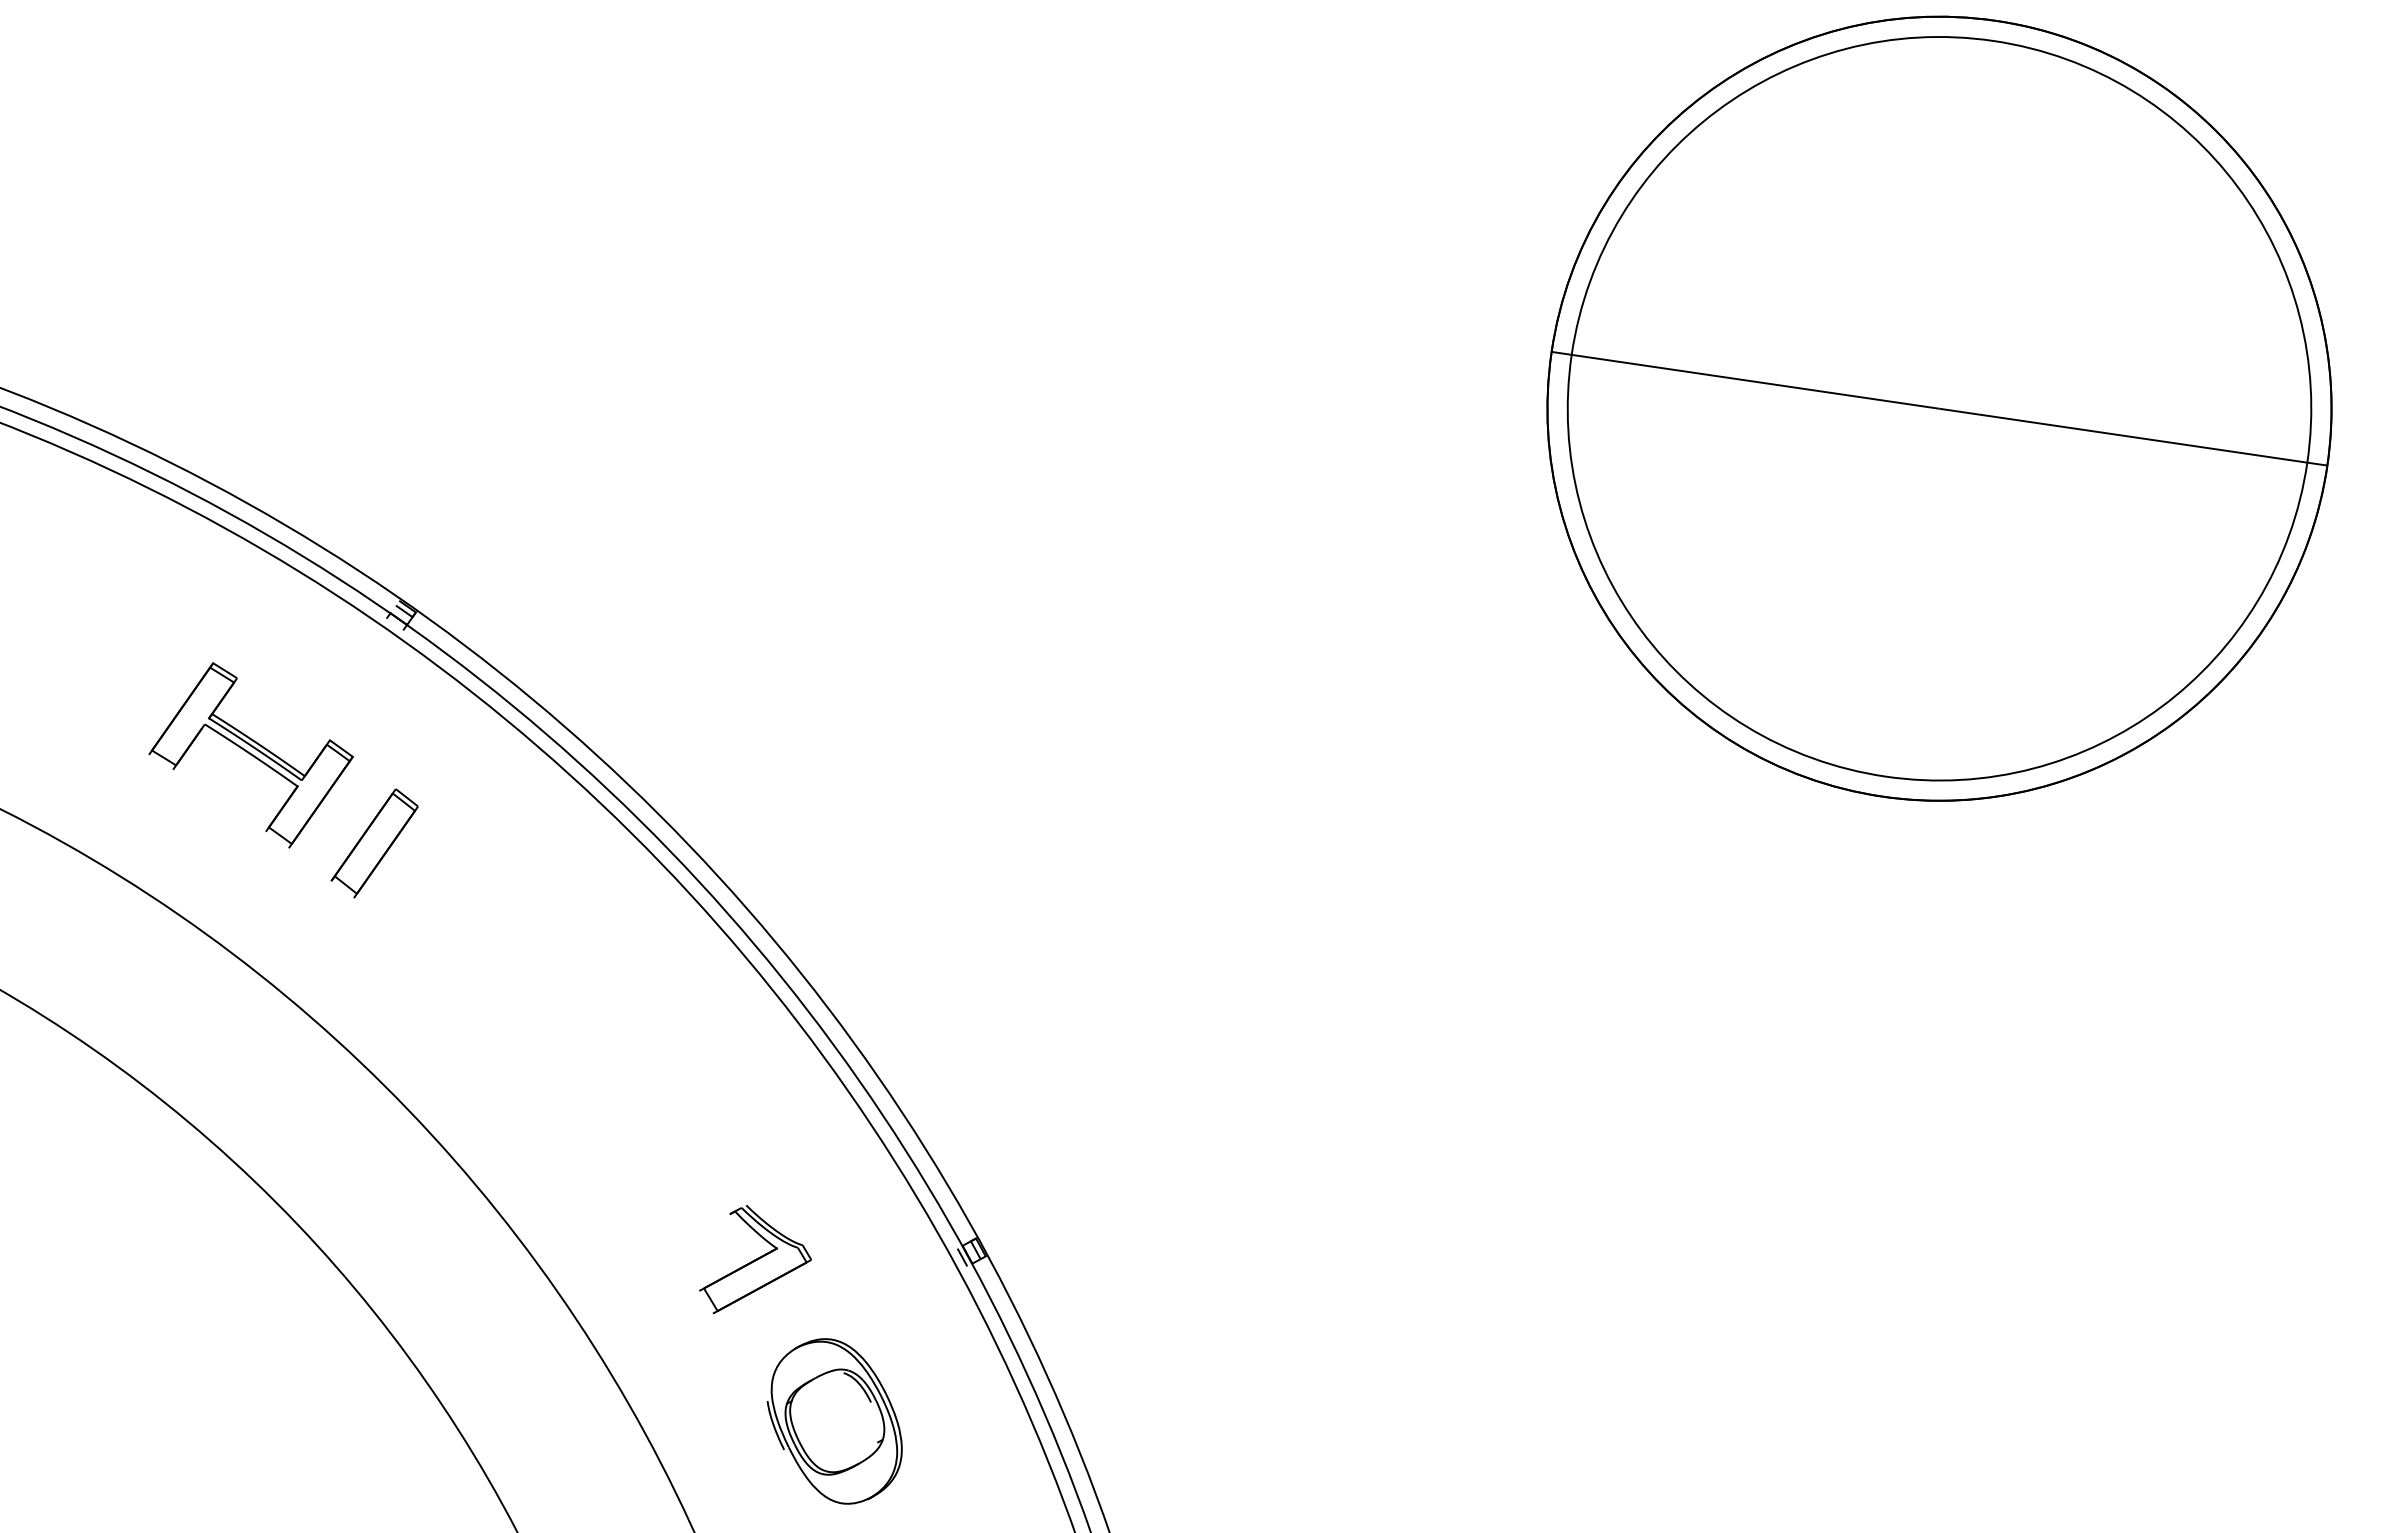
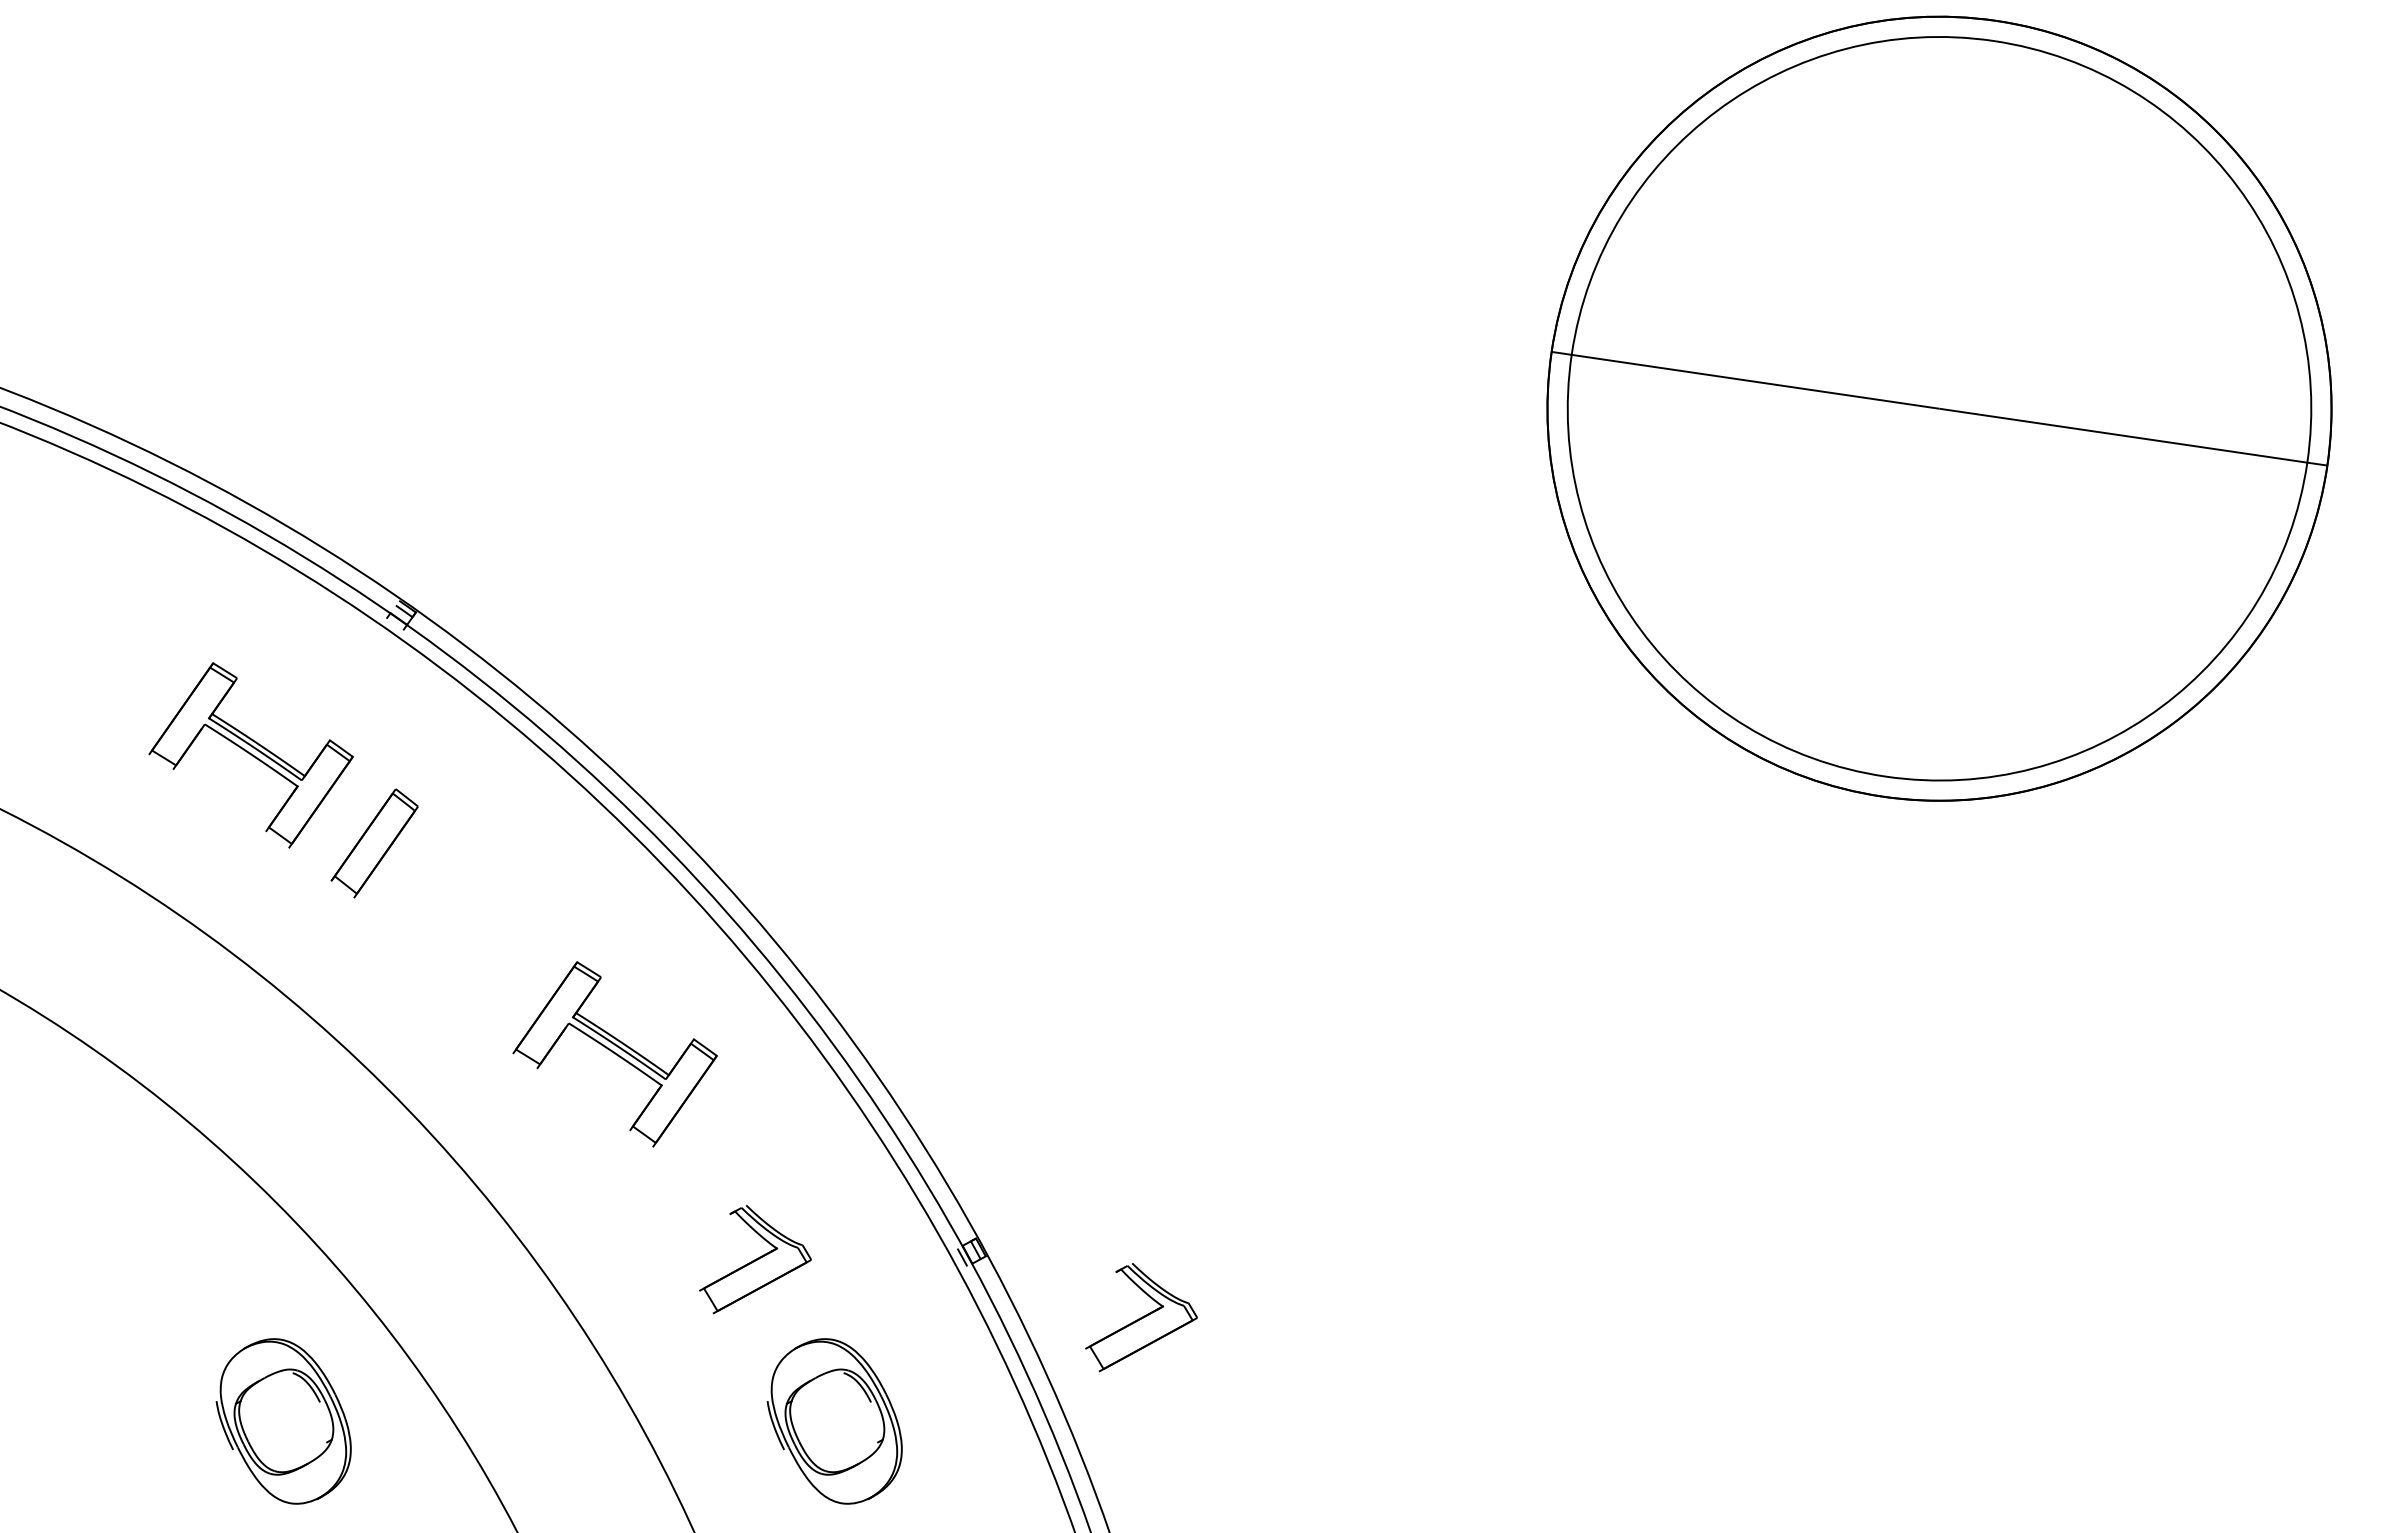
part: none -> present (614, 1054)
part: none -> present (1141, 1317)
part: none -> present (283, 1421)
